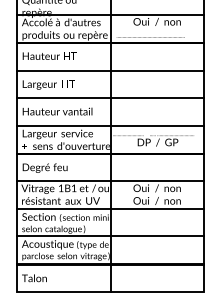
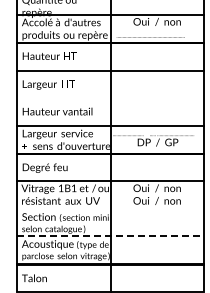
line: present -> none (110, 98)
line: present -> none (110, 209)
line: solid -> dashed (110, 236)
